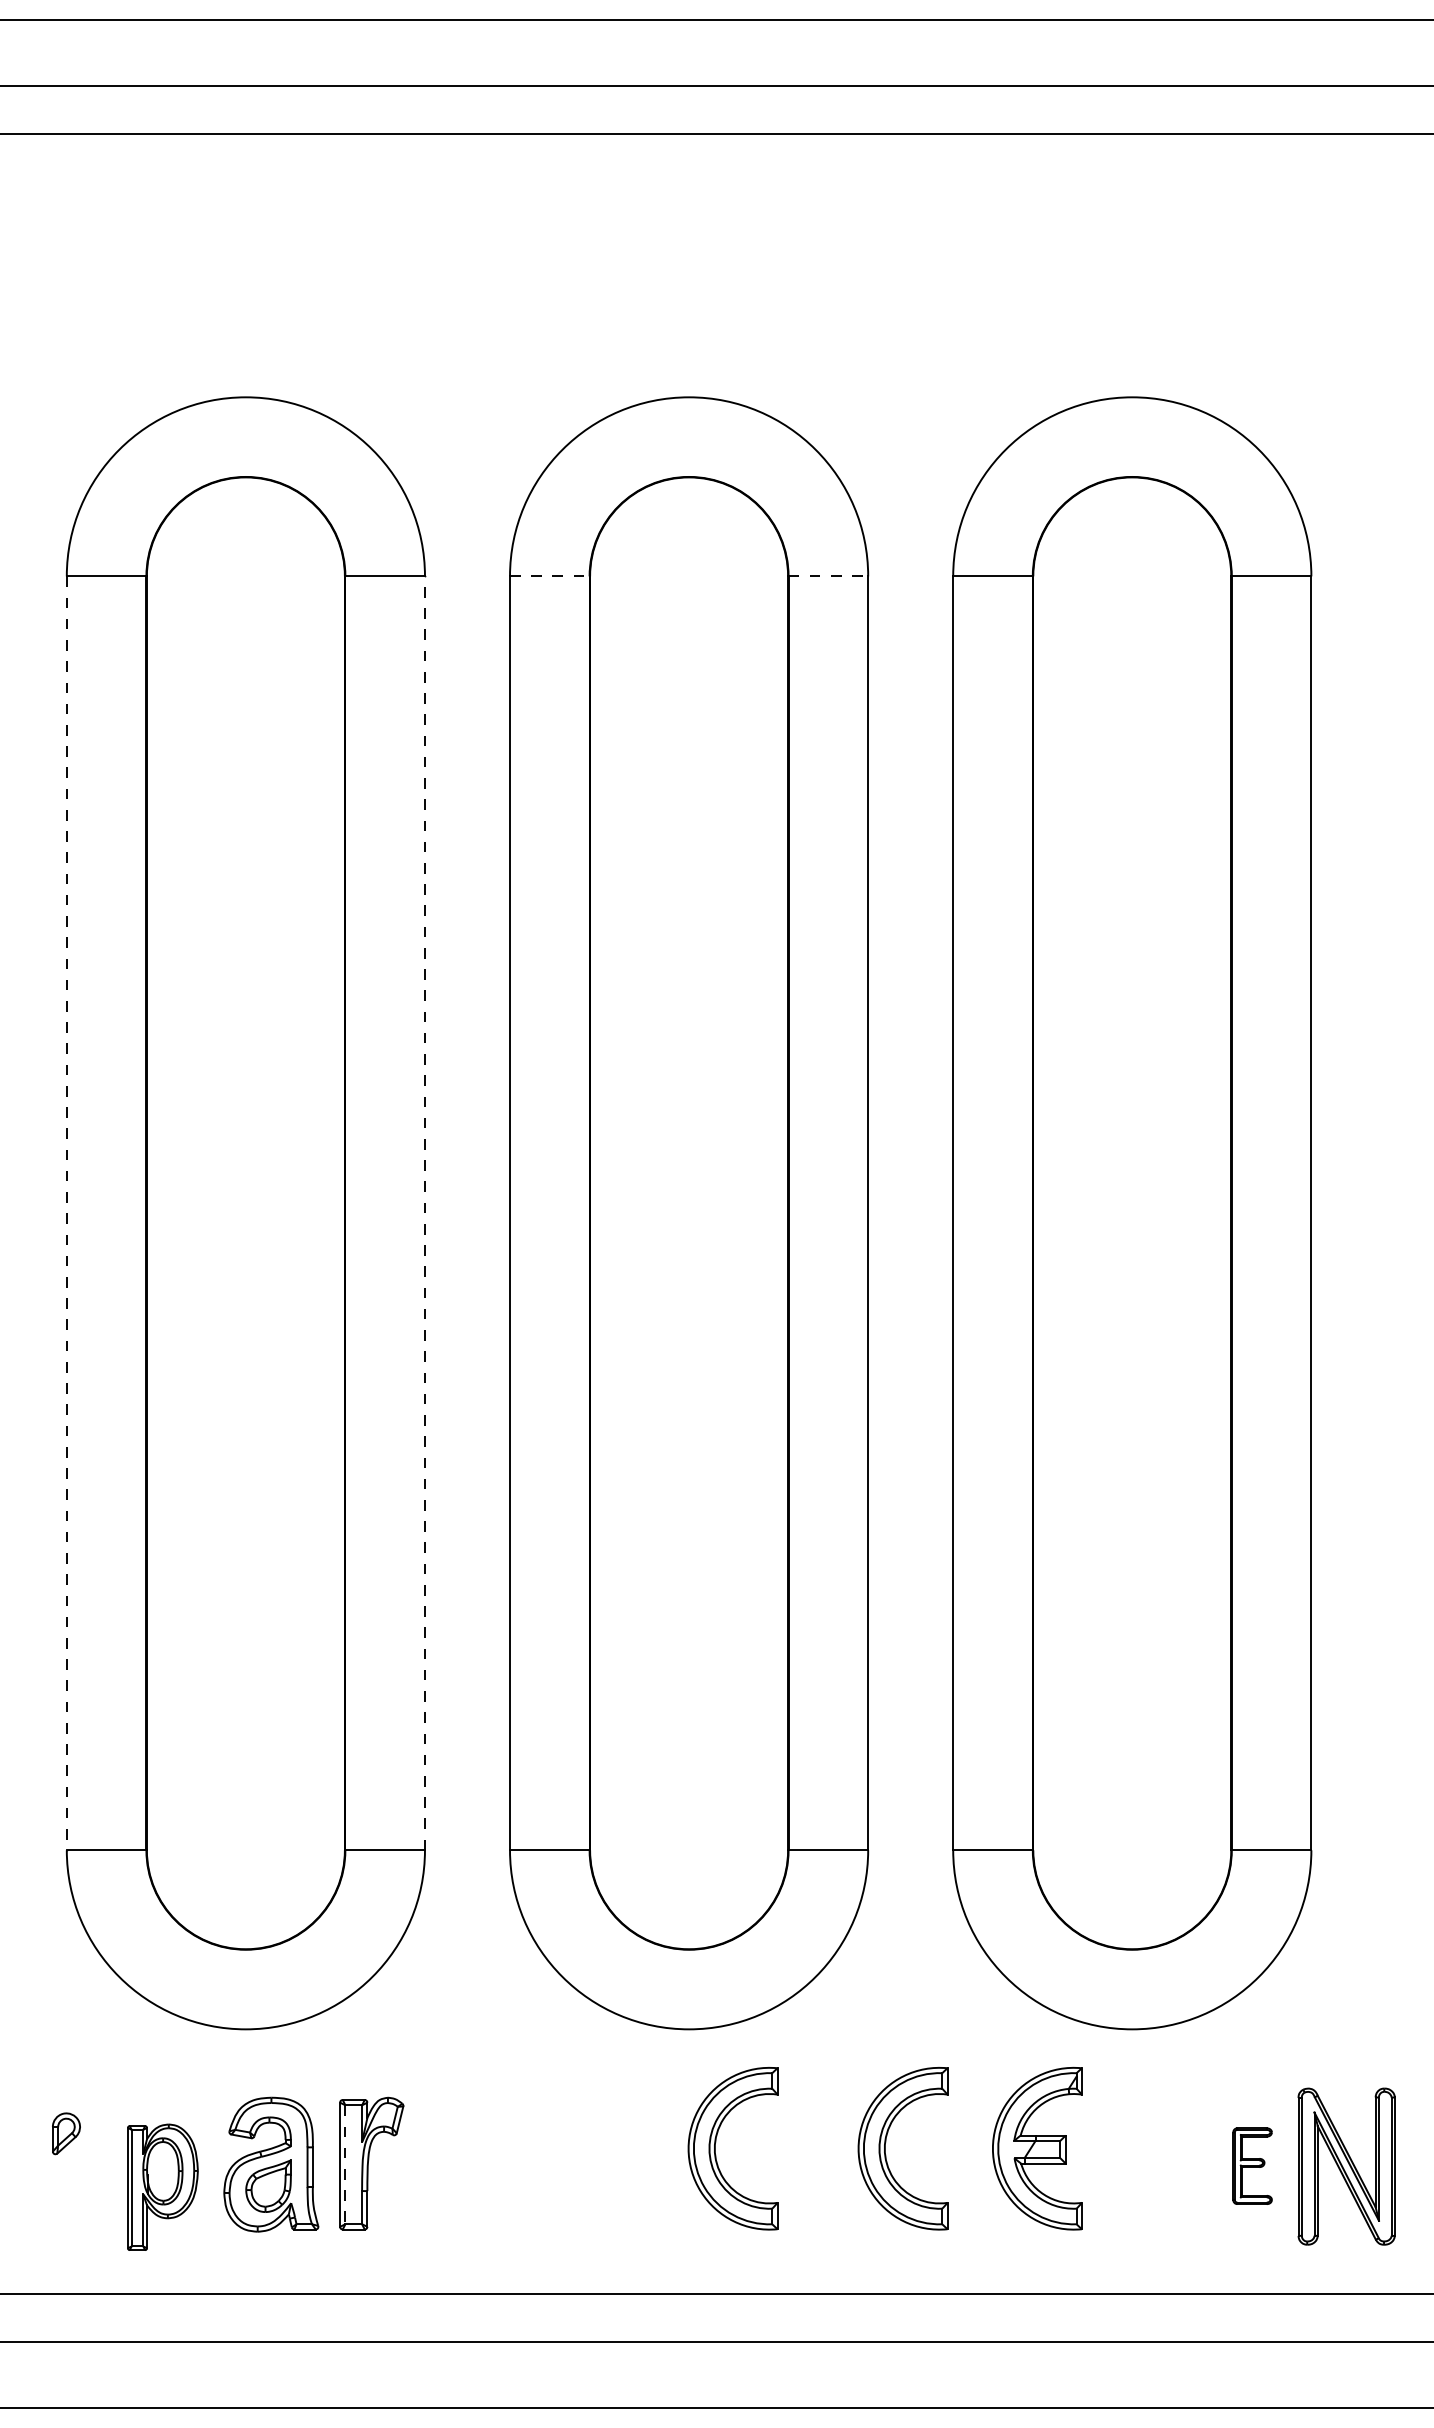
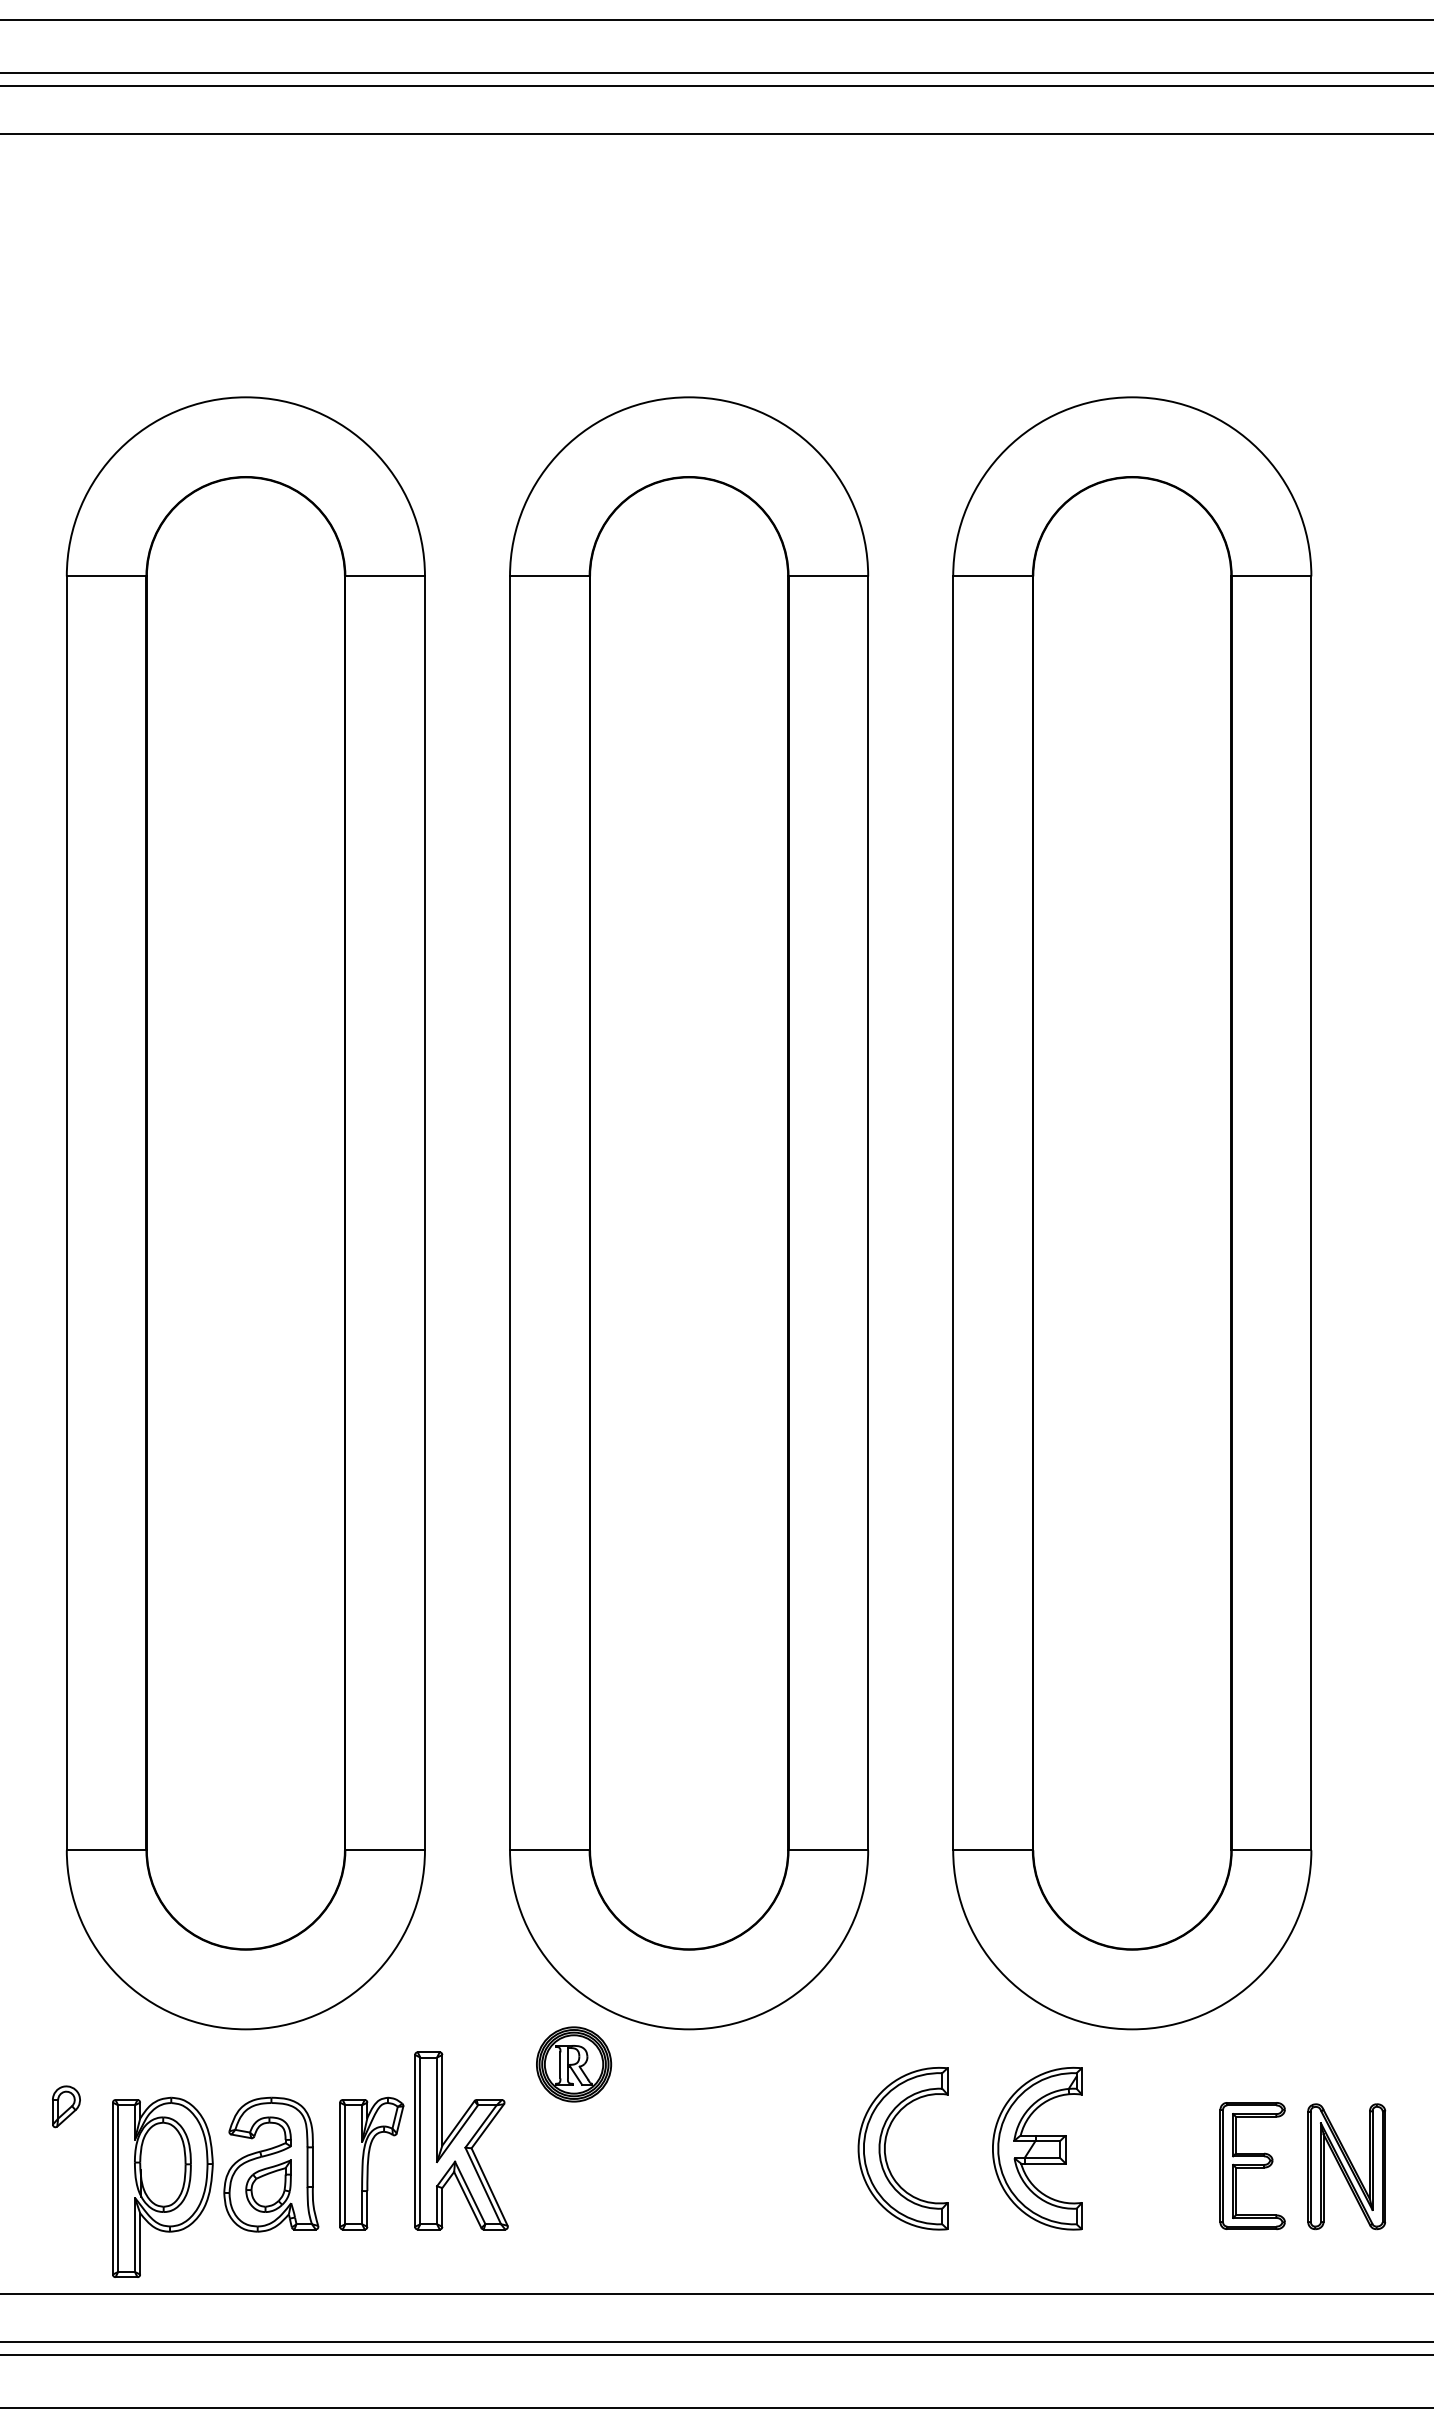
line: none -> present (716, 72)
line: dashed -> solid (549, 576)
line: dashed -> solid (828, 576)
line: dashed -> solid (66, 1213)
line: dashed -> solid (424, 1213)
part: none -> present (574, 2064)
part position: (66, 2133) -> (66, 2106) (66, 2106)
part: none -> present (461, 2140)
part: present -> none (715, 2148)
line: dashed -> solid (345, 2165)
part size: 41x78 px -> 67x129 px (1252, 2166)
part size: 99x159 px -> 80x128 px (1346, 2166)
part size: 72x128 px -> 102x182 px (162, 2186)
line: none -> present (716, 2355)
